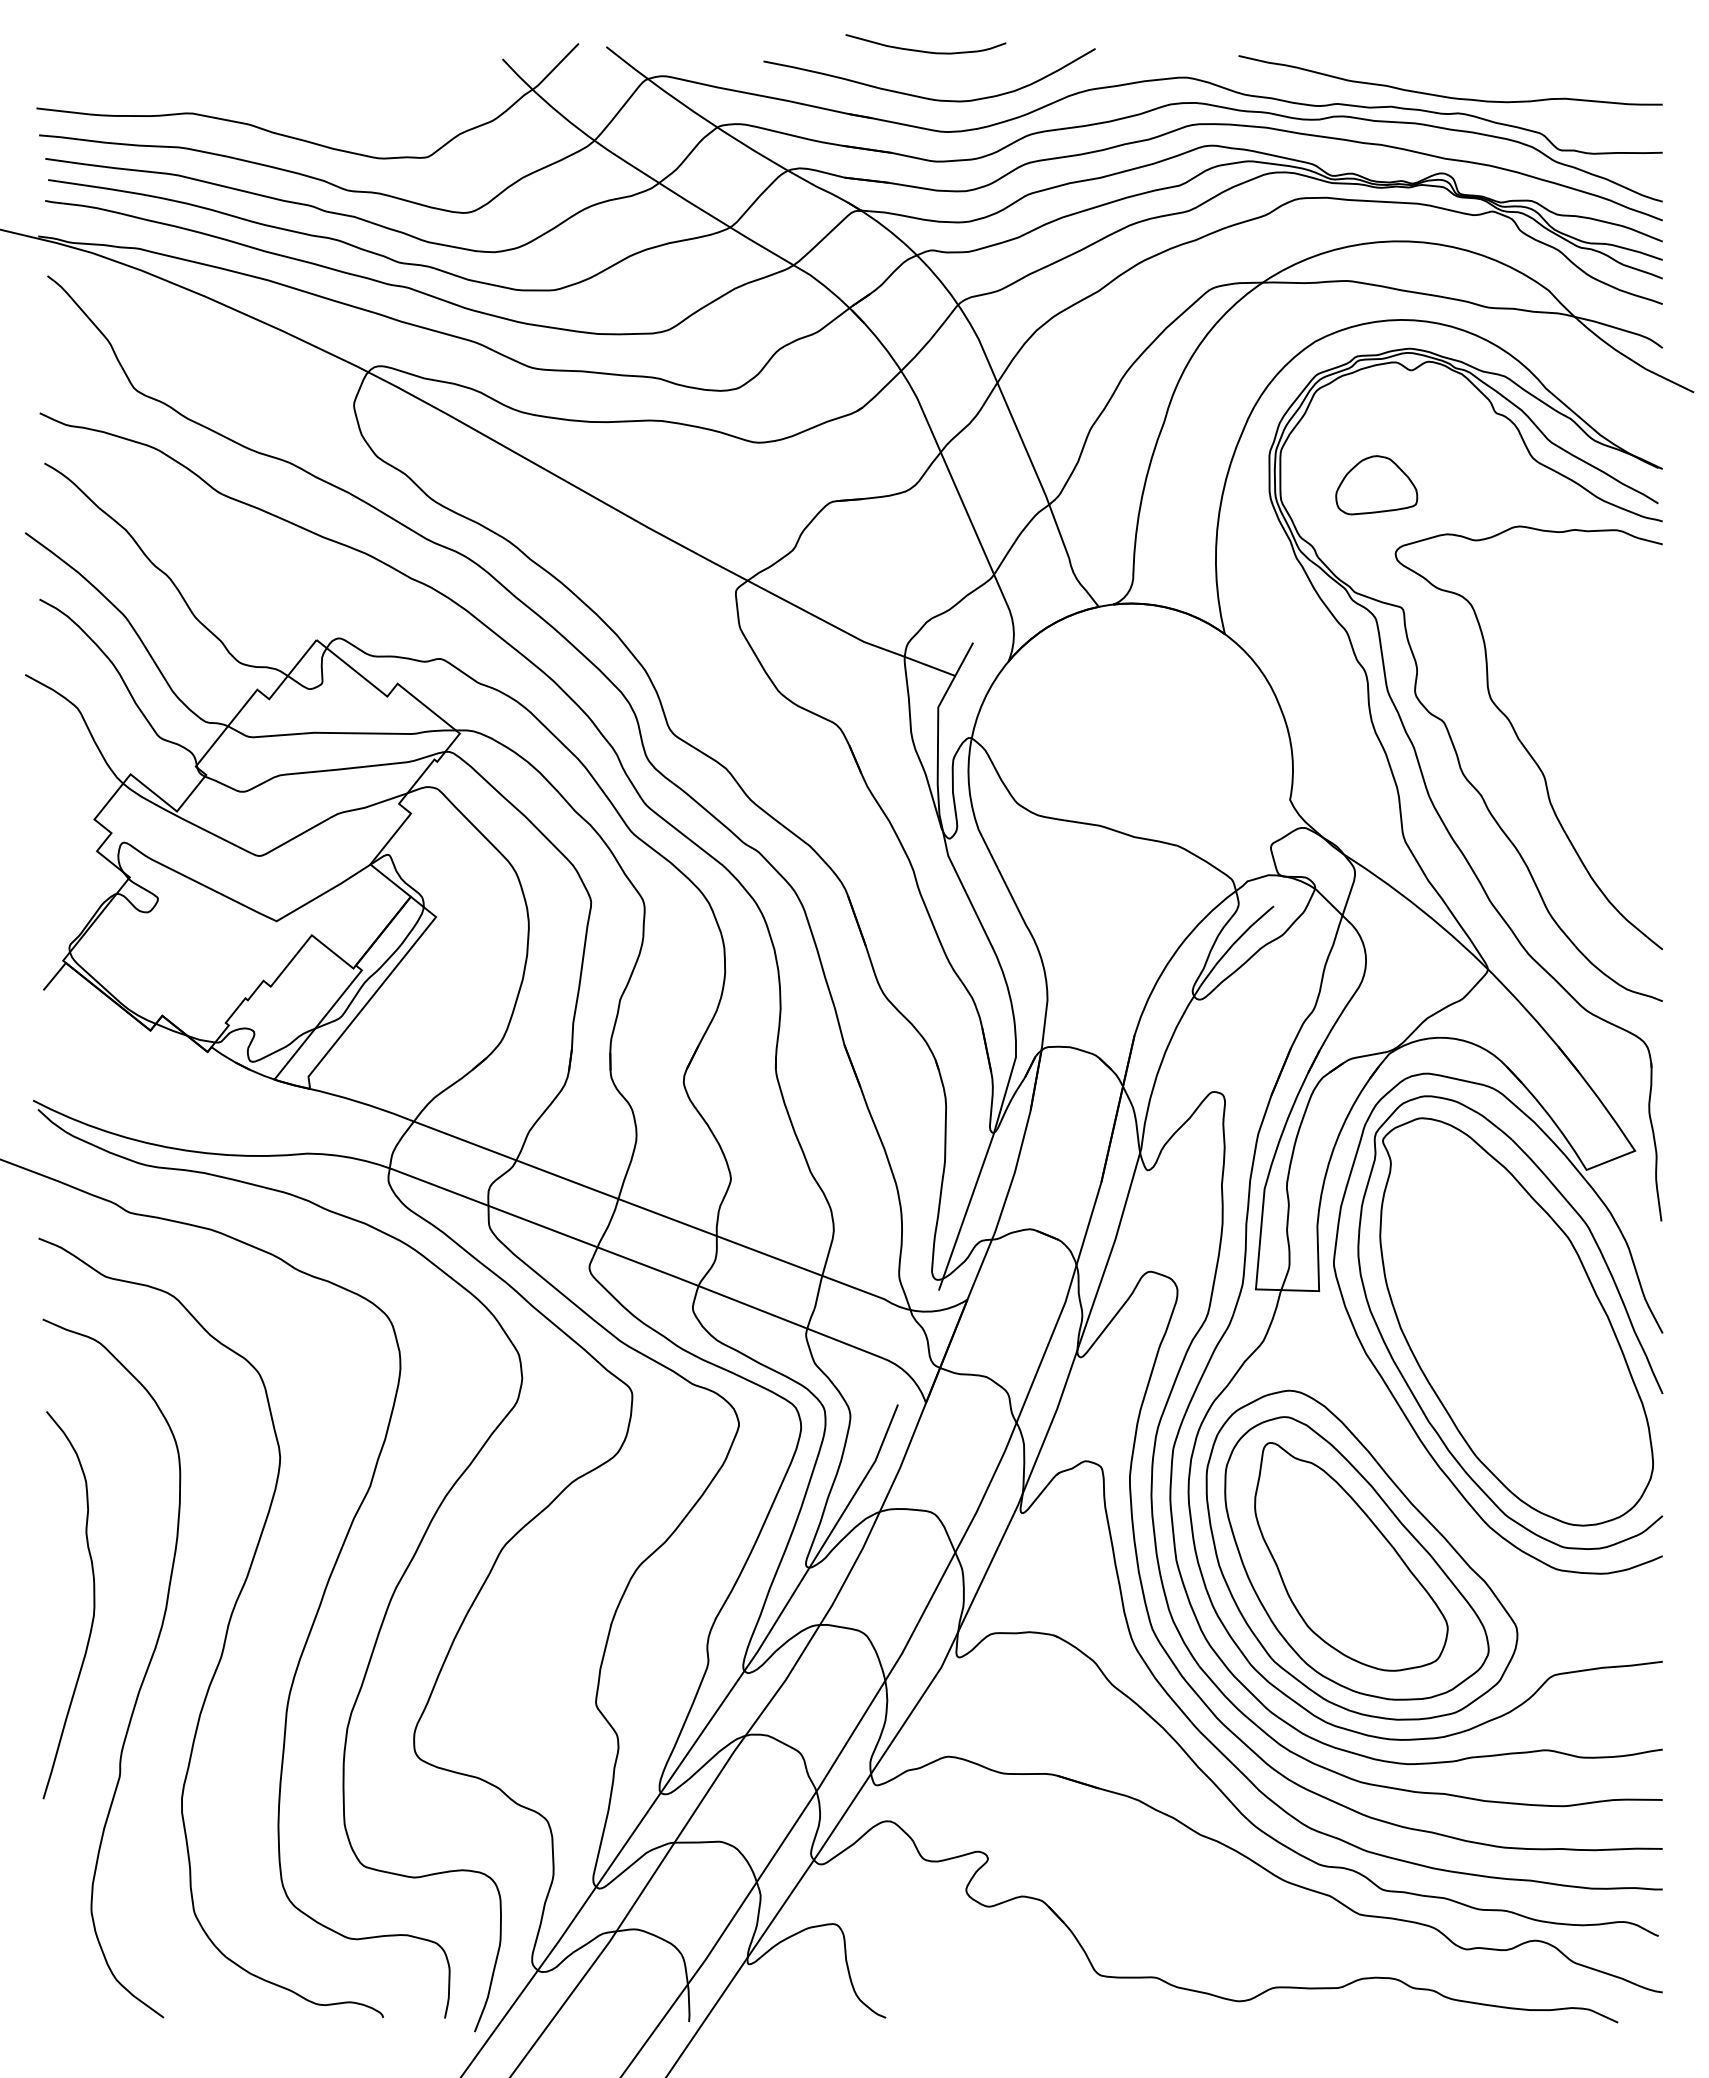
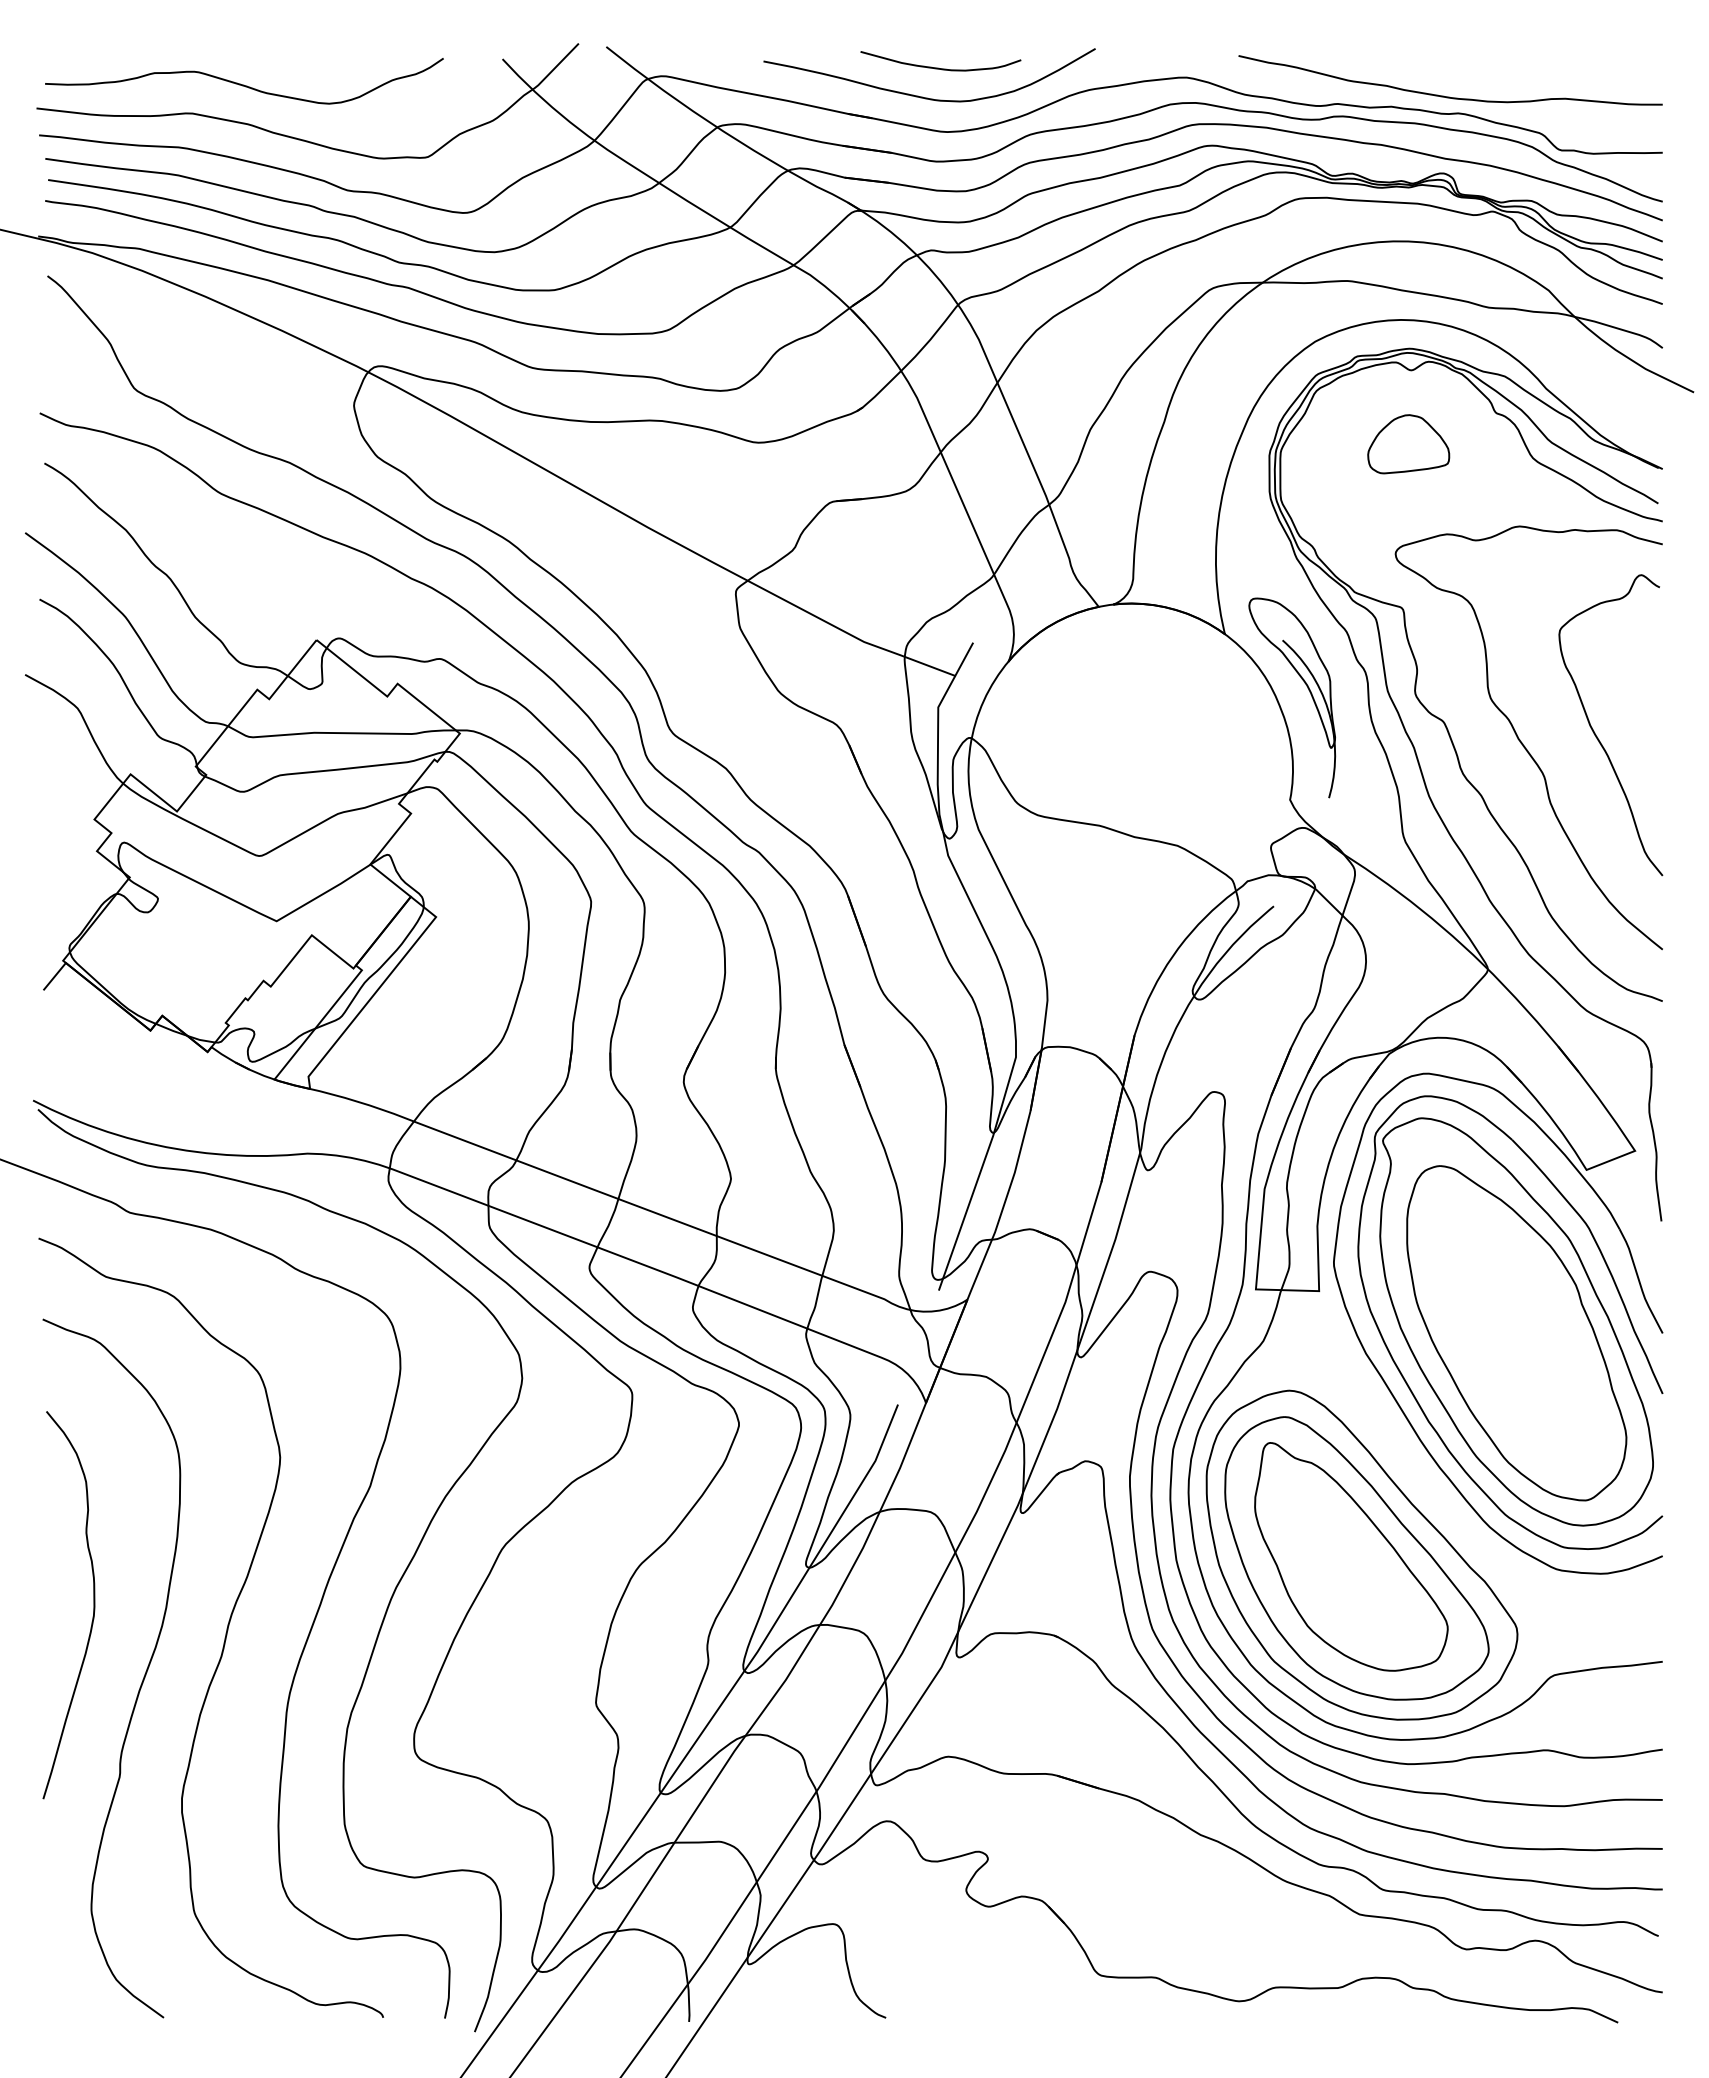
curve position: (923, 50) -> (938, 67) (938, 67)
curve: none -> present (243, 84)
part position: (1376, 485) -> (1408, 444) (1408, 444)
part: none -> present (1308, 690)
curve: none -> present (1595, 732)
part: none -> present (1516, 1333)
